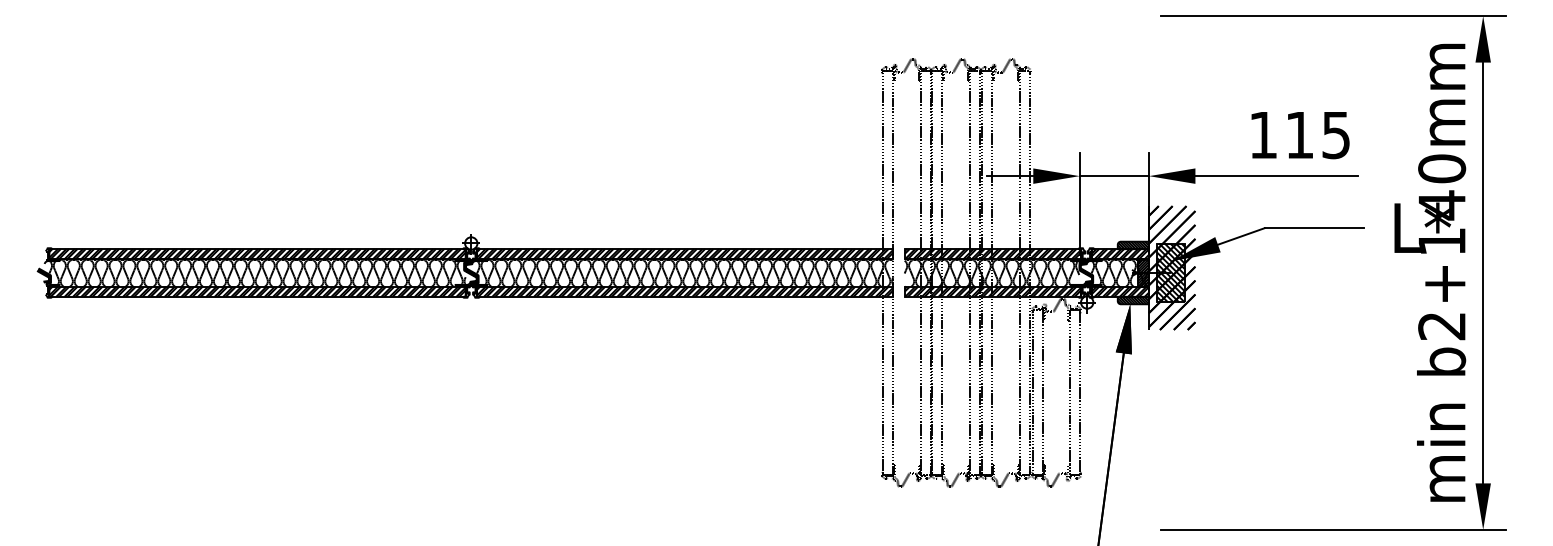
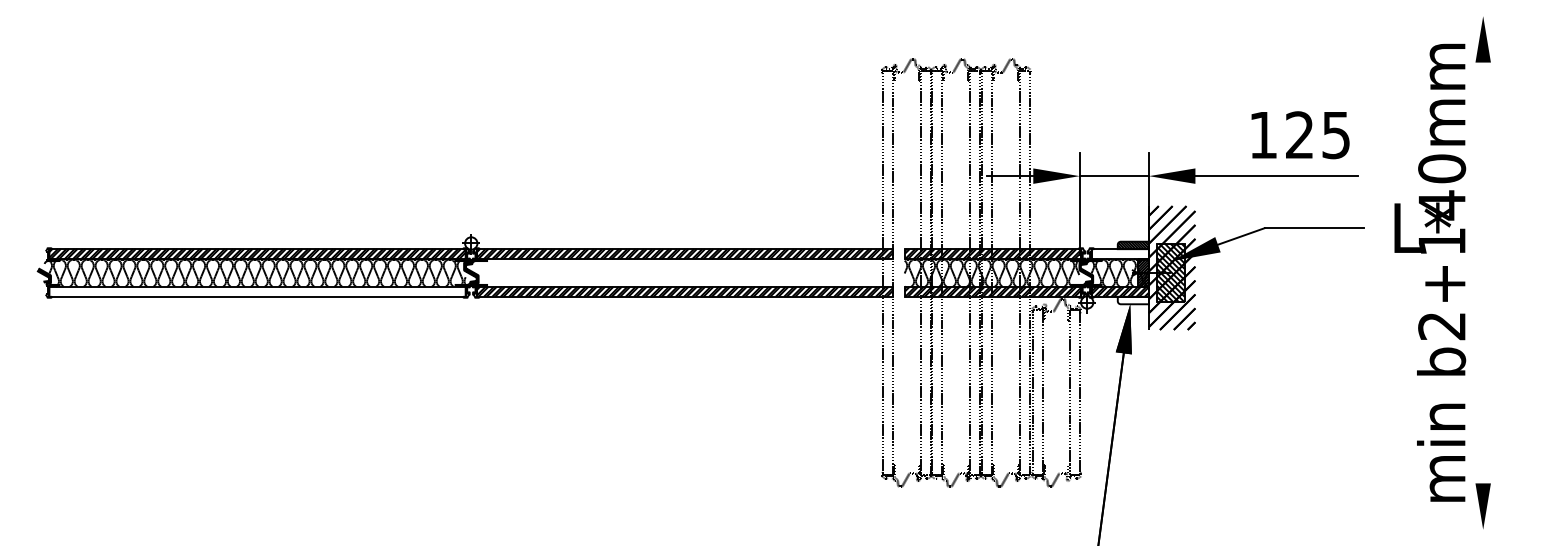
line: present -> none (1333, 16)
text: 115 -> 125 (1299, 134)
hatch: present -> none (1120, 254)
hatch: present -> none (685, 272)
line: present -> none (1483, 272)
hatch: present -> none (257, 291)
hatch: present -> none (1133, 300)
line: present -> none (1333, 529)
